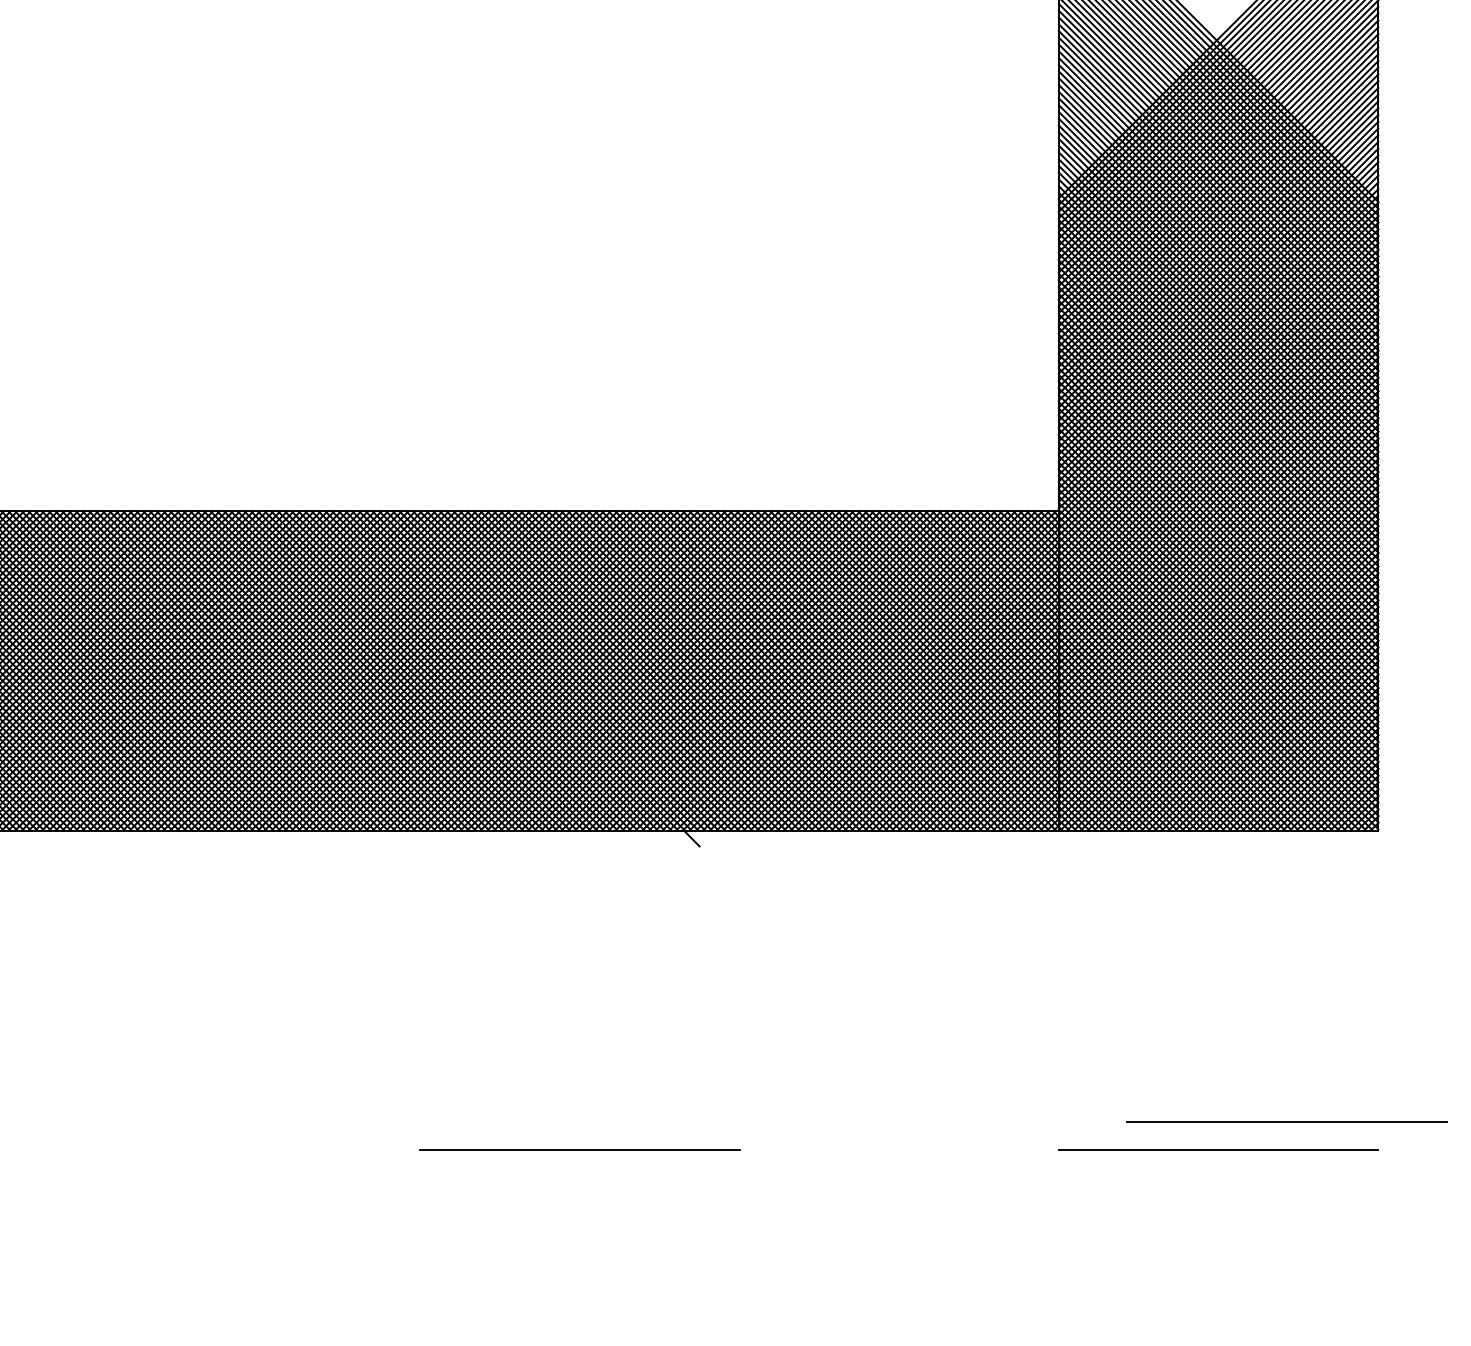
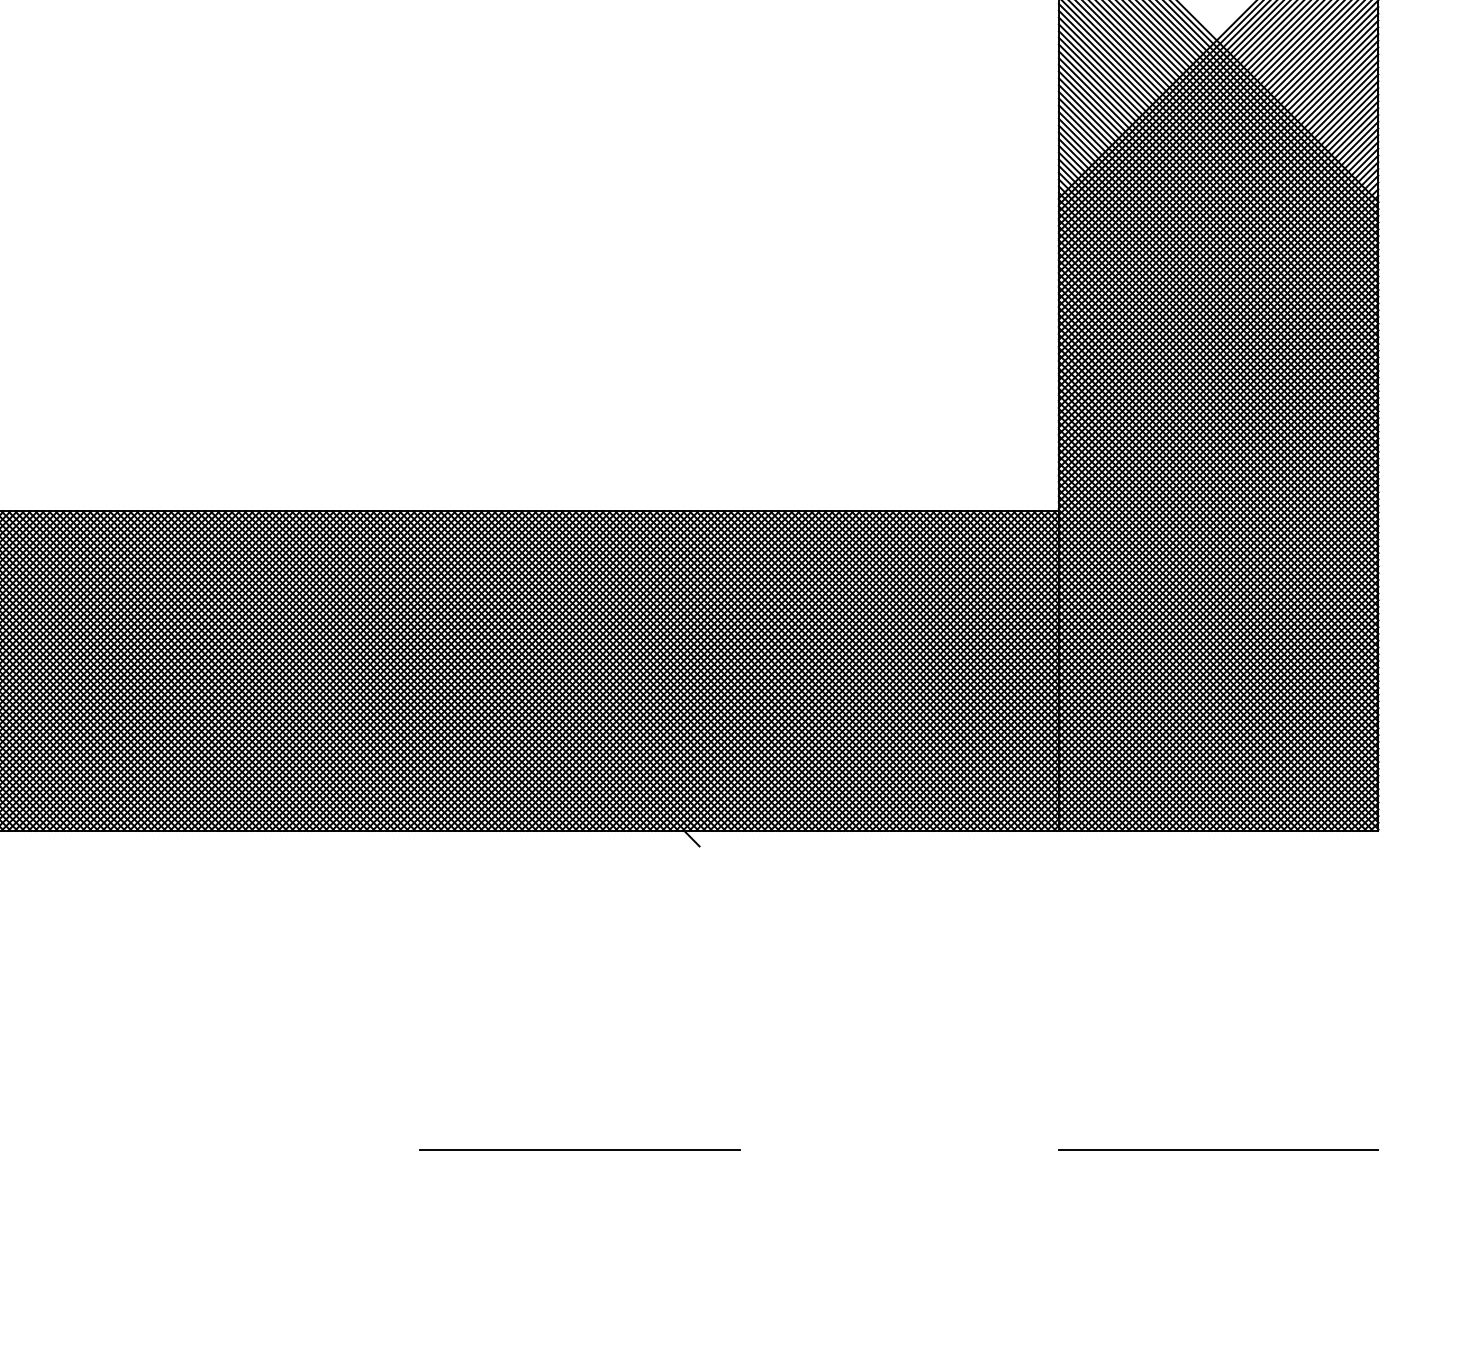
line: present -> none (1286, 1121)
